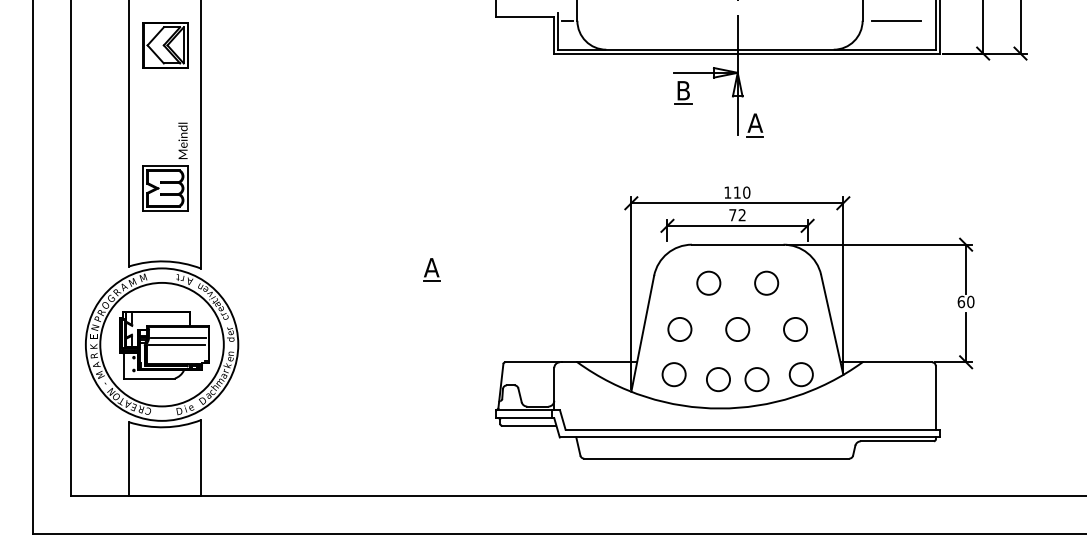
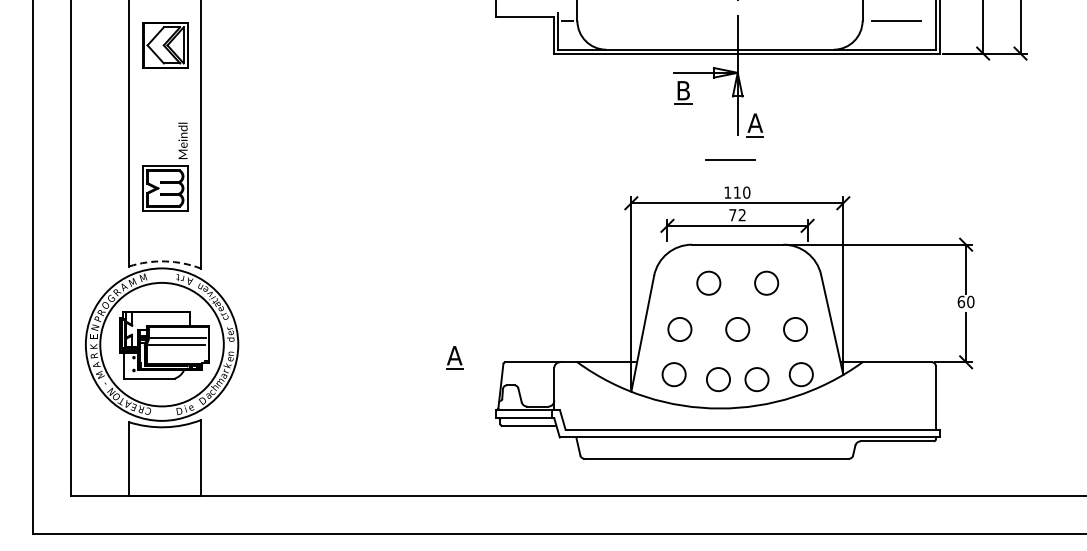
line: none -> present (730, 159)
arc: solid -> dashed (165, 261)
part position: (431, 269) -> (454, 357) (454, 357)
